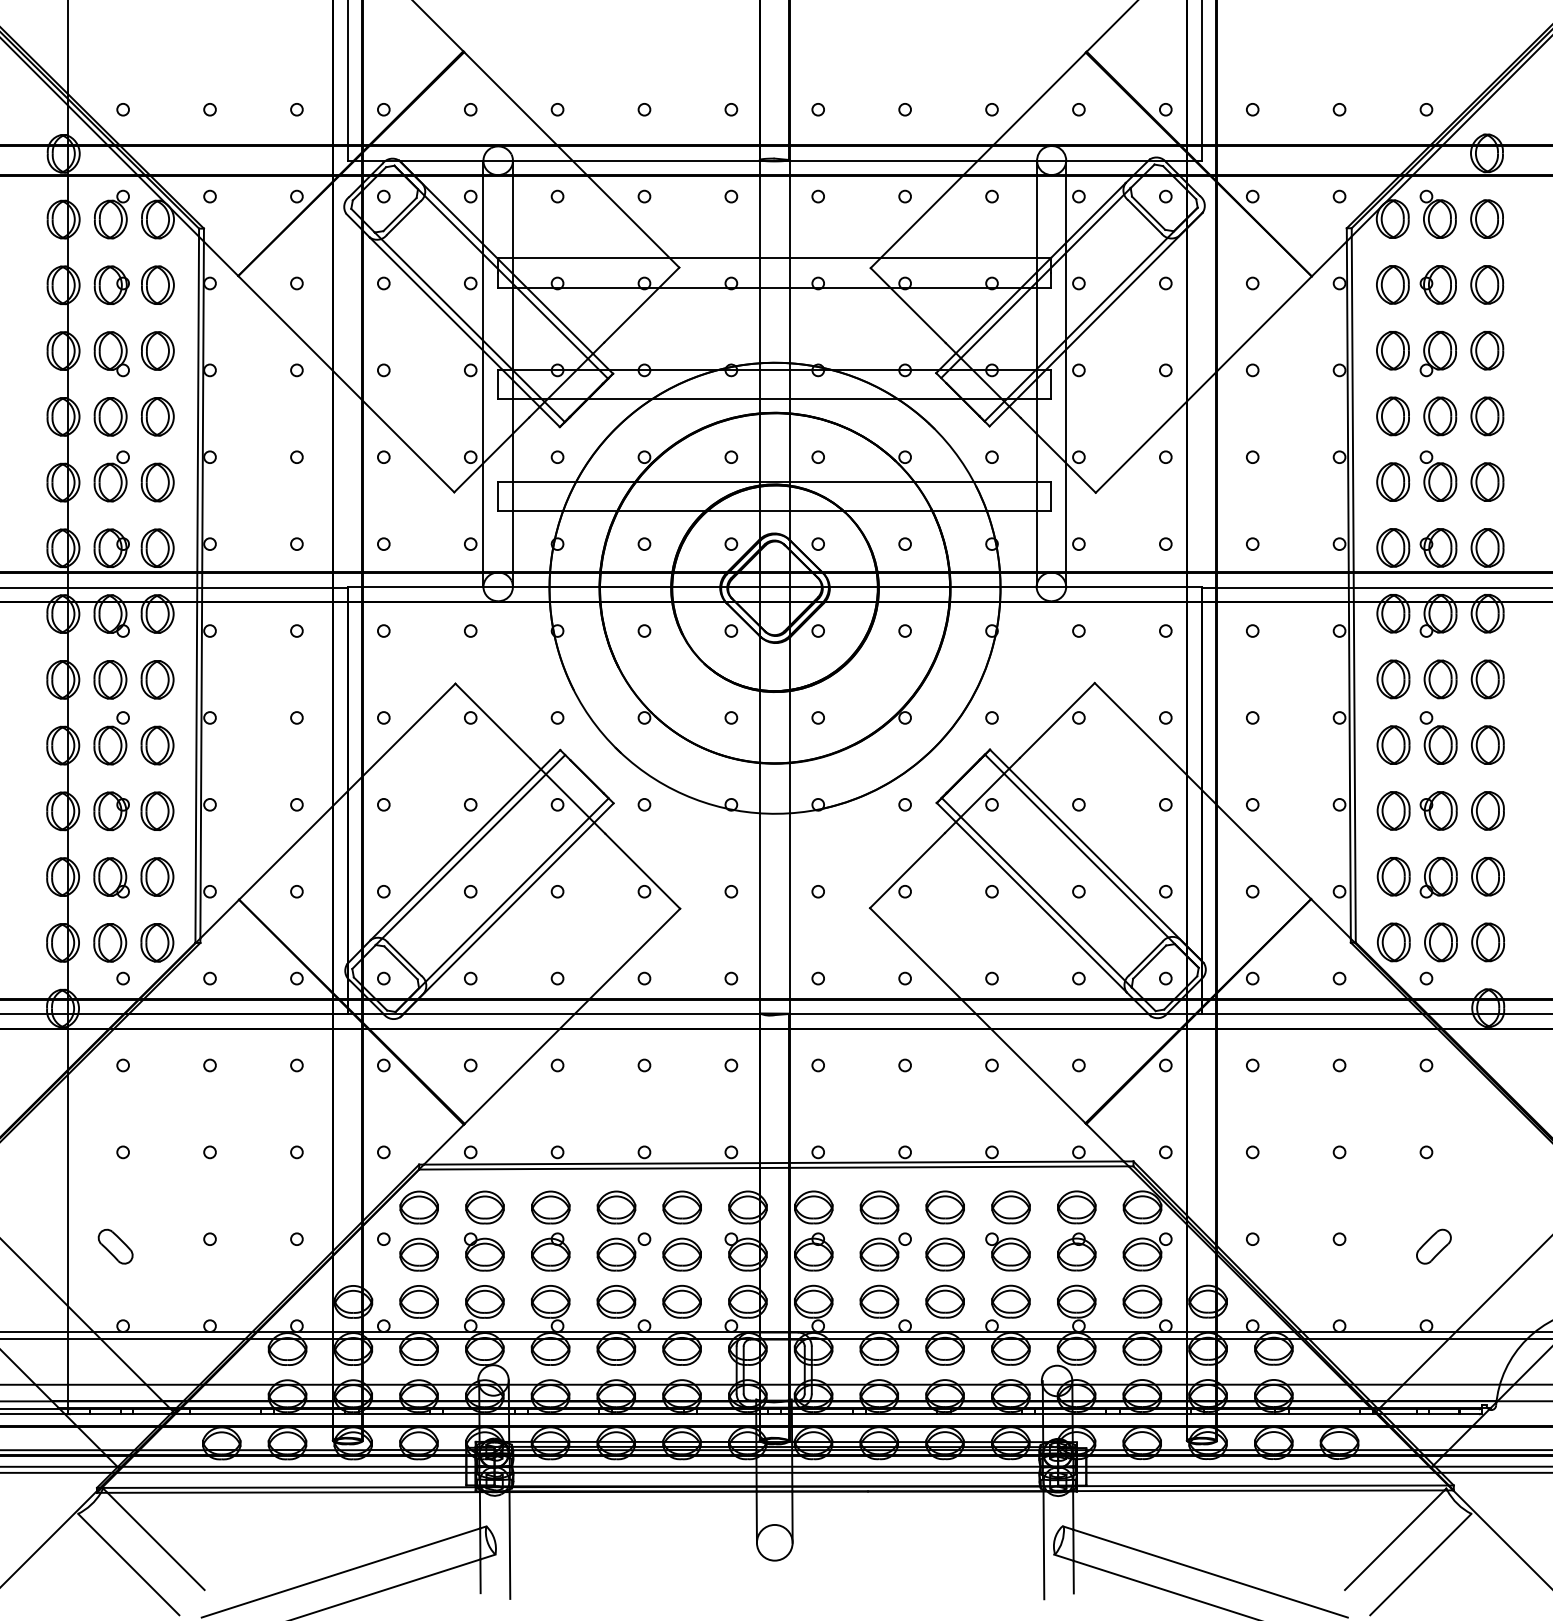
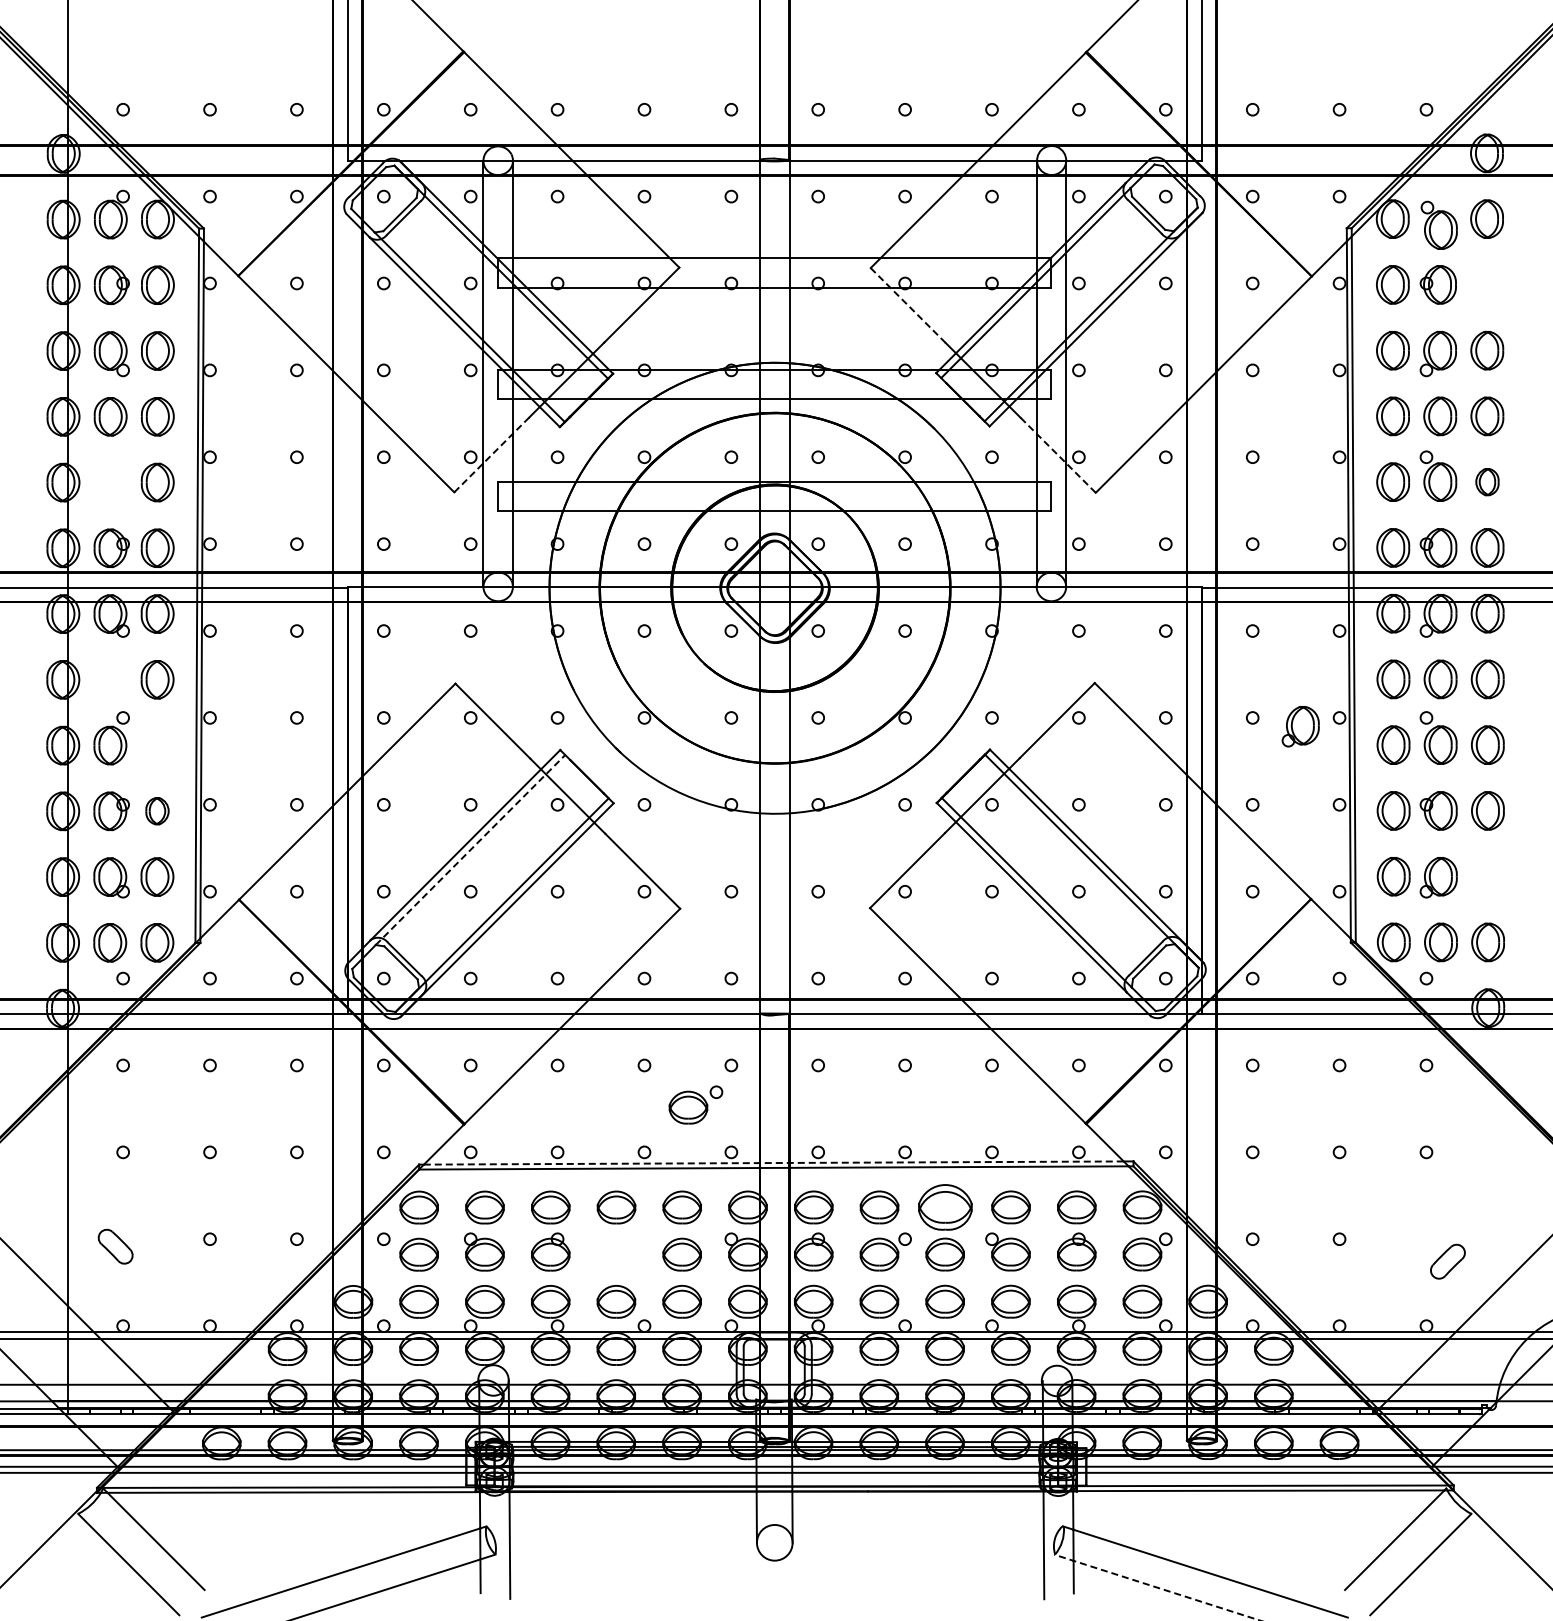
part position: (1437, 213) -> (1438, 224) (1438, 224)
part: present -> none (1487, 284)
line: solid -> dashed (908, 305)
line: solid -> dashed (491, 455)
line: solid -> dashed (1058, 455)
part: present -> none (111, 476)
part size: 35x40 px -> 25x29 px (1487, 482)
part: present -> none (110, 679)
part: none -> present (1300, 726)
part: present -> none (157, 745)
part size: 35x40 px -> 25x29 px (157, 811)
line: solid -> dashed (470, 849)
part: present -> none (1487, 876)
line: solid -> dashed (773, 1163)
part size: 40x35 px -> 55x47 px (945, 1207)
part position: (1433, 1246) -> (1447, 1261) (1447, 1261)
part position: (623, 1251) -> (695, 1104) (695, 1104)
line: solid -> dashed (1156, 1587)
